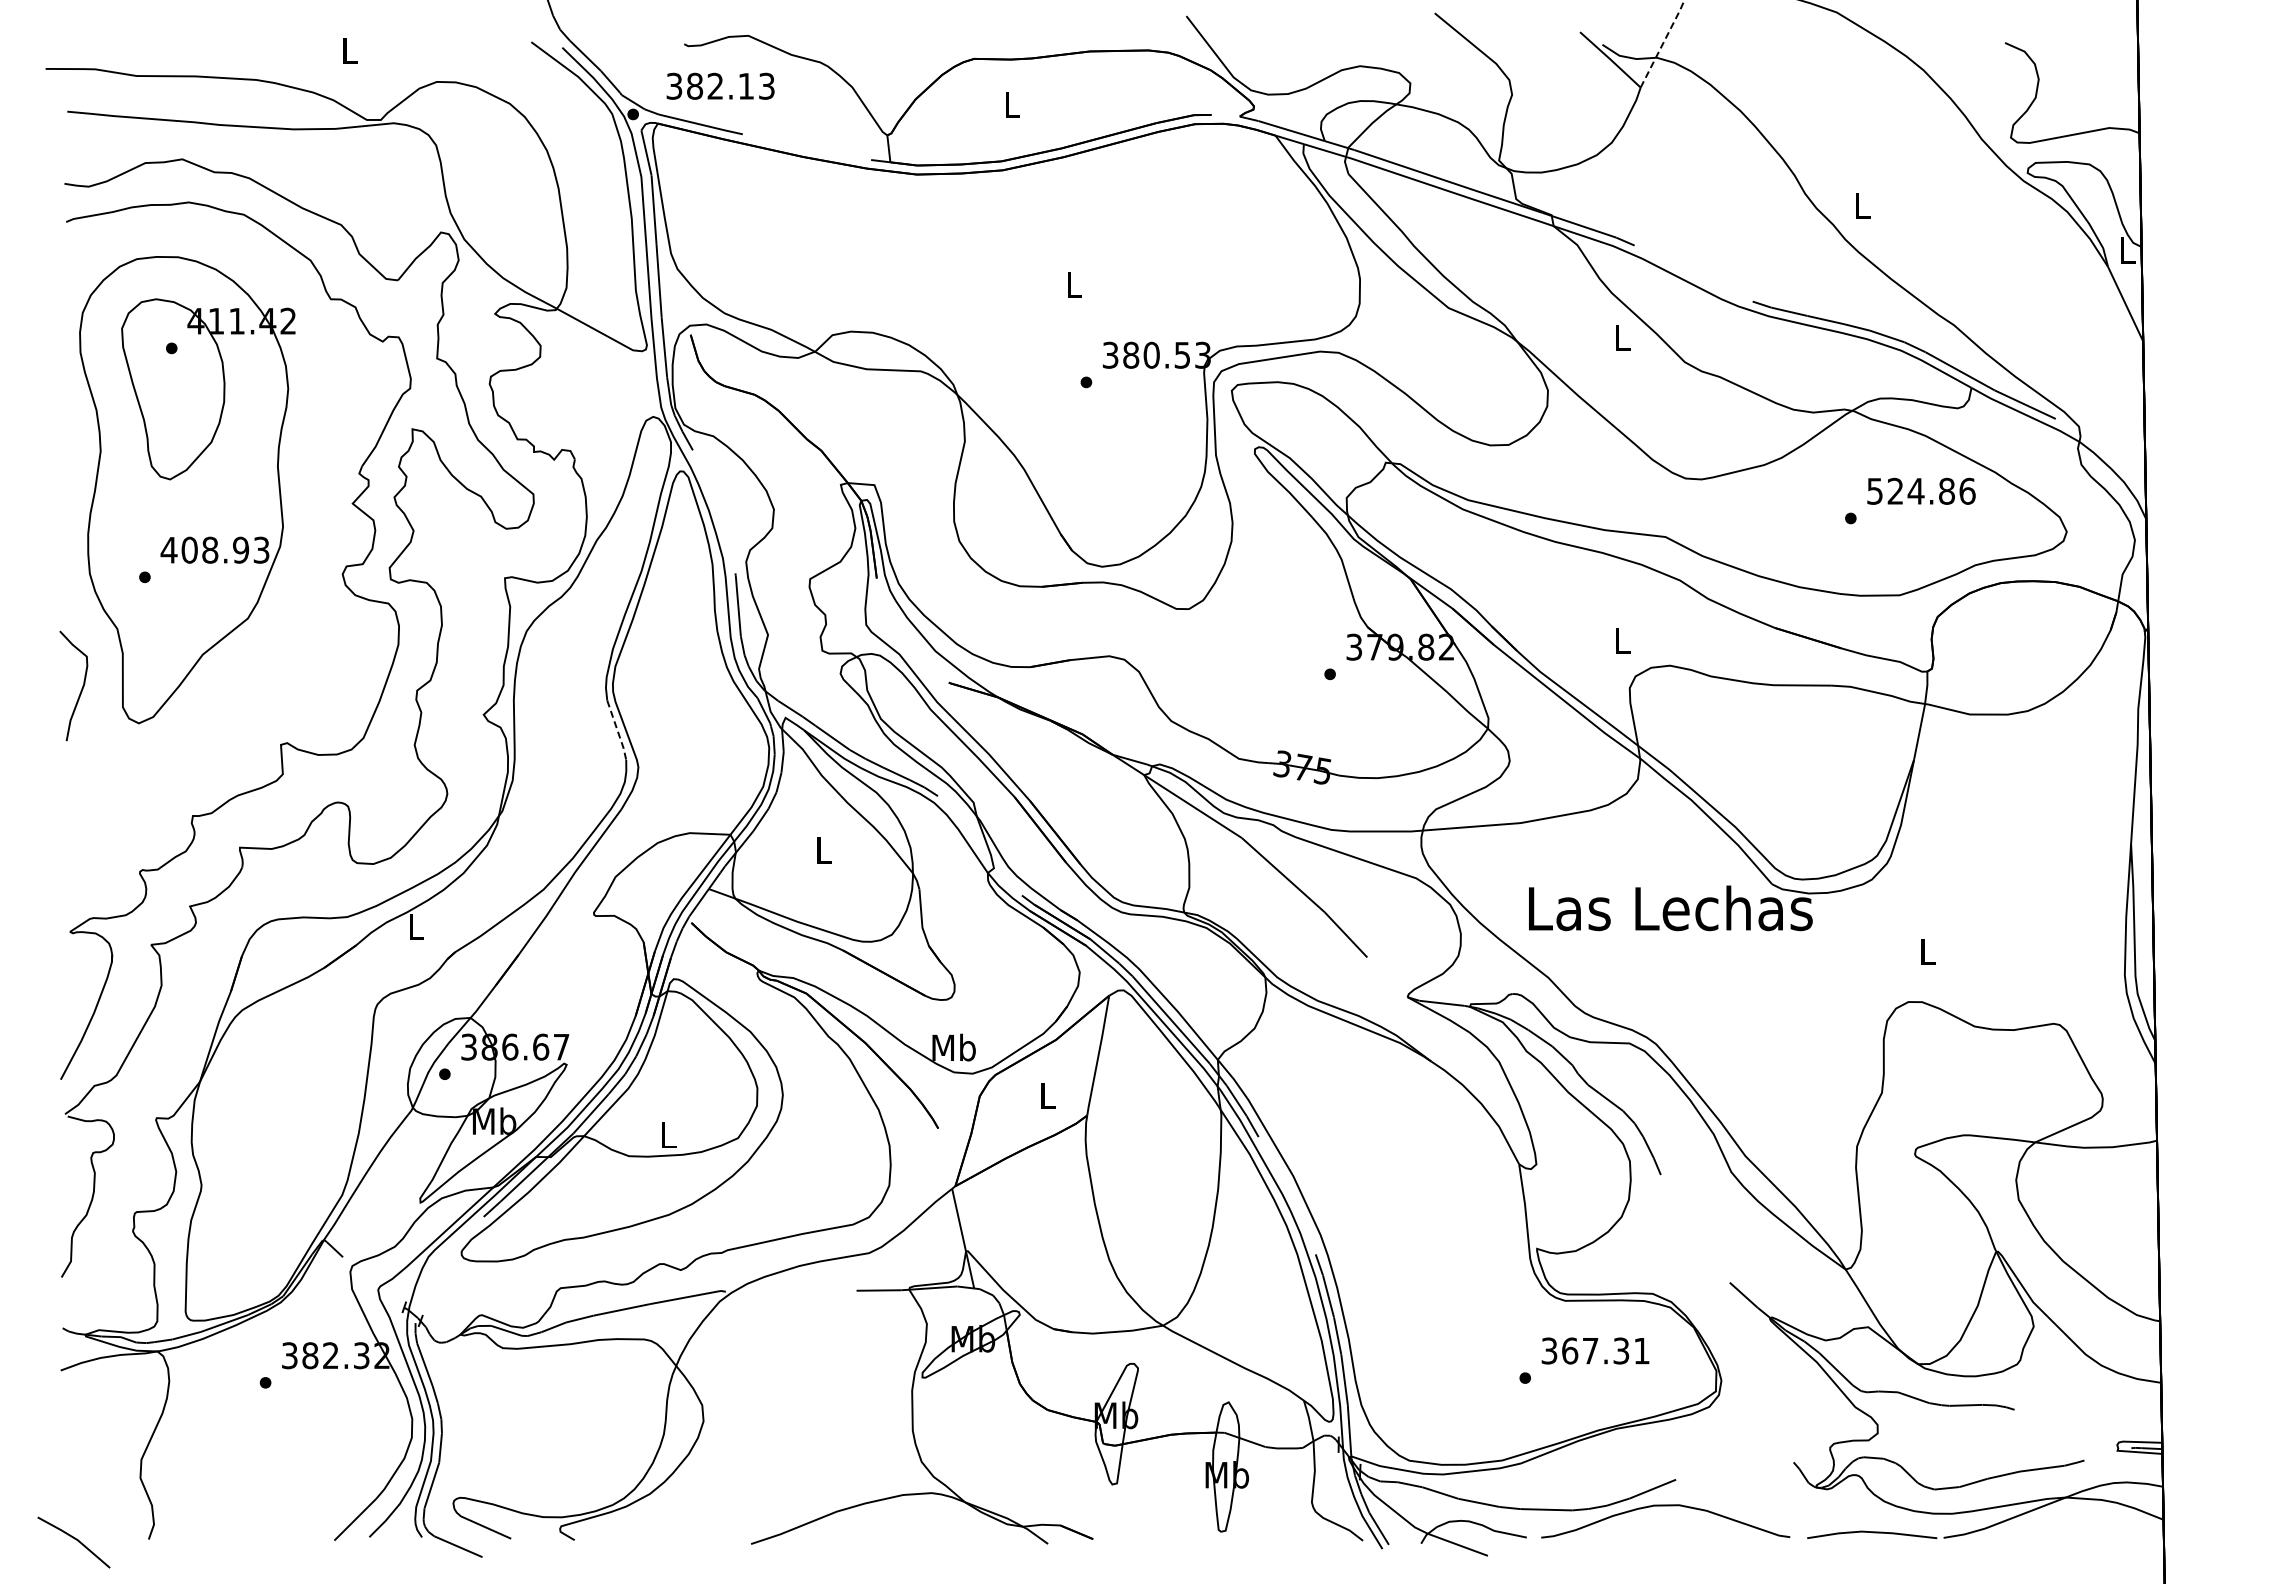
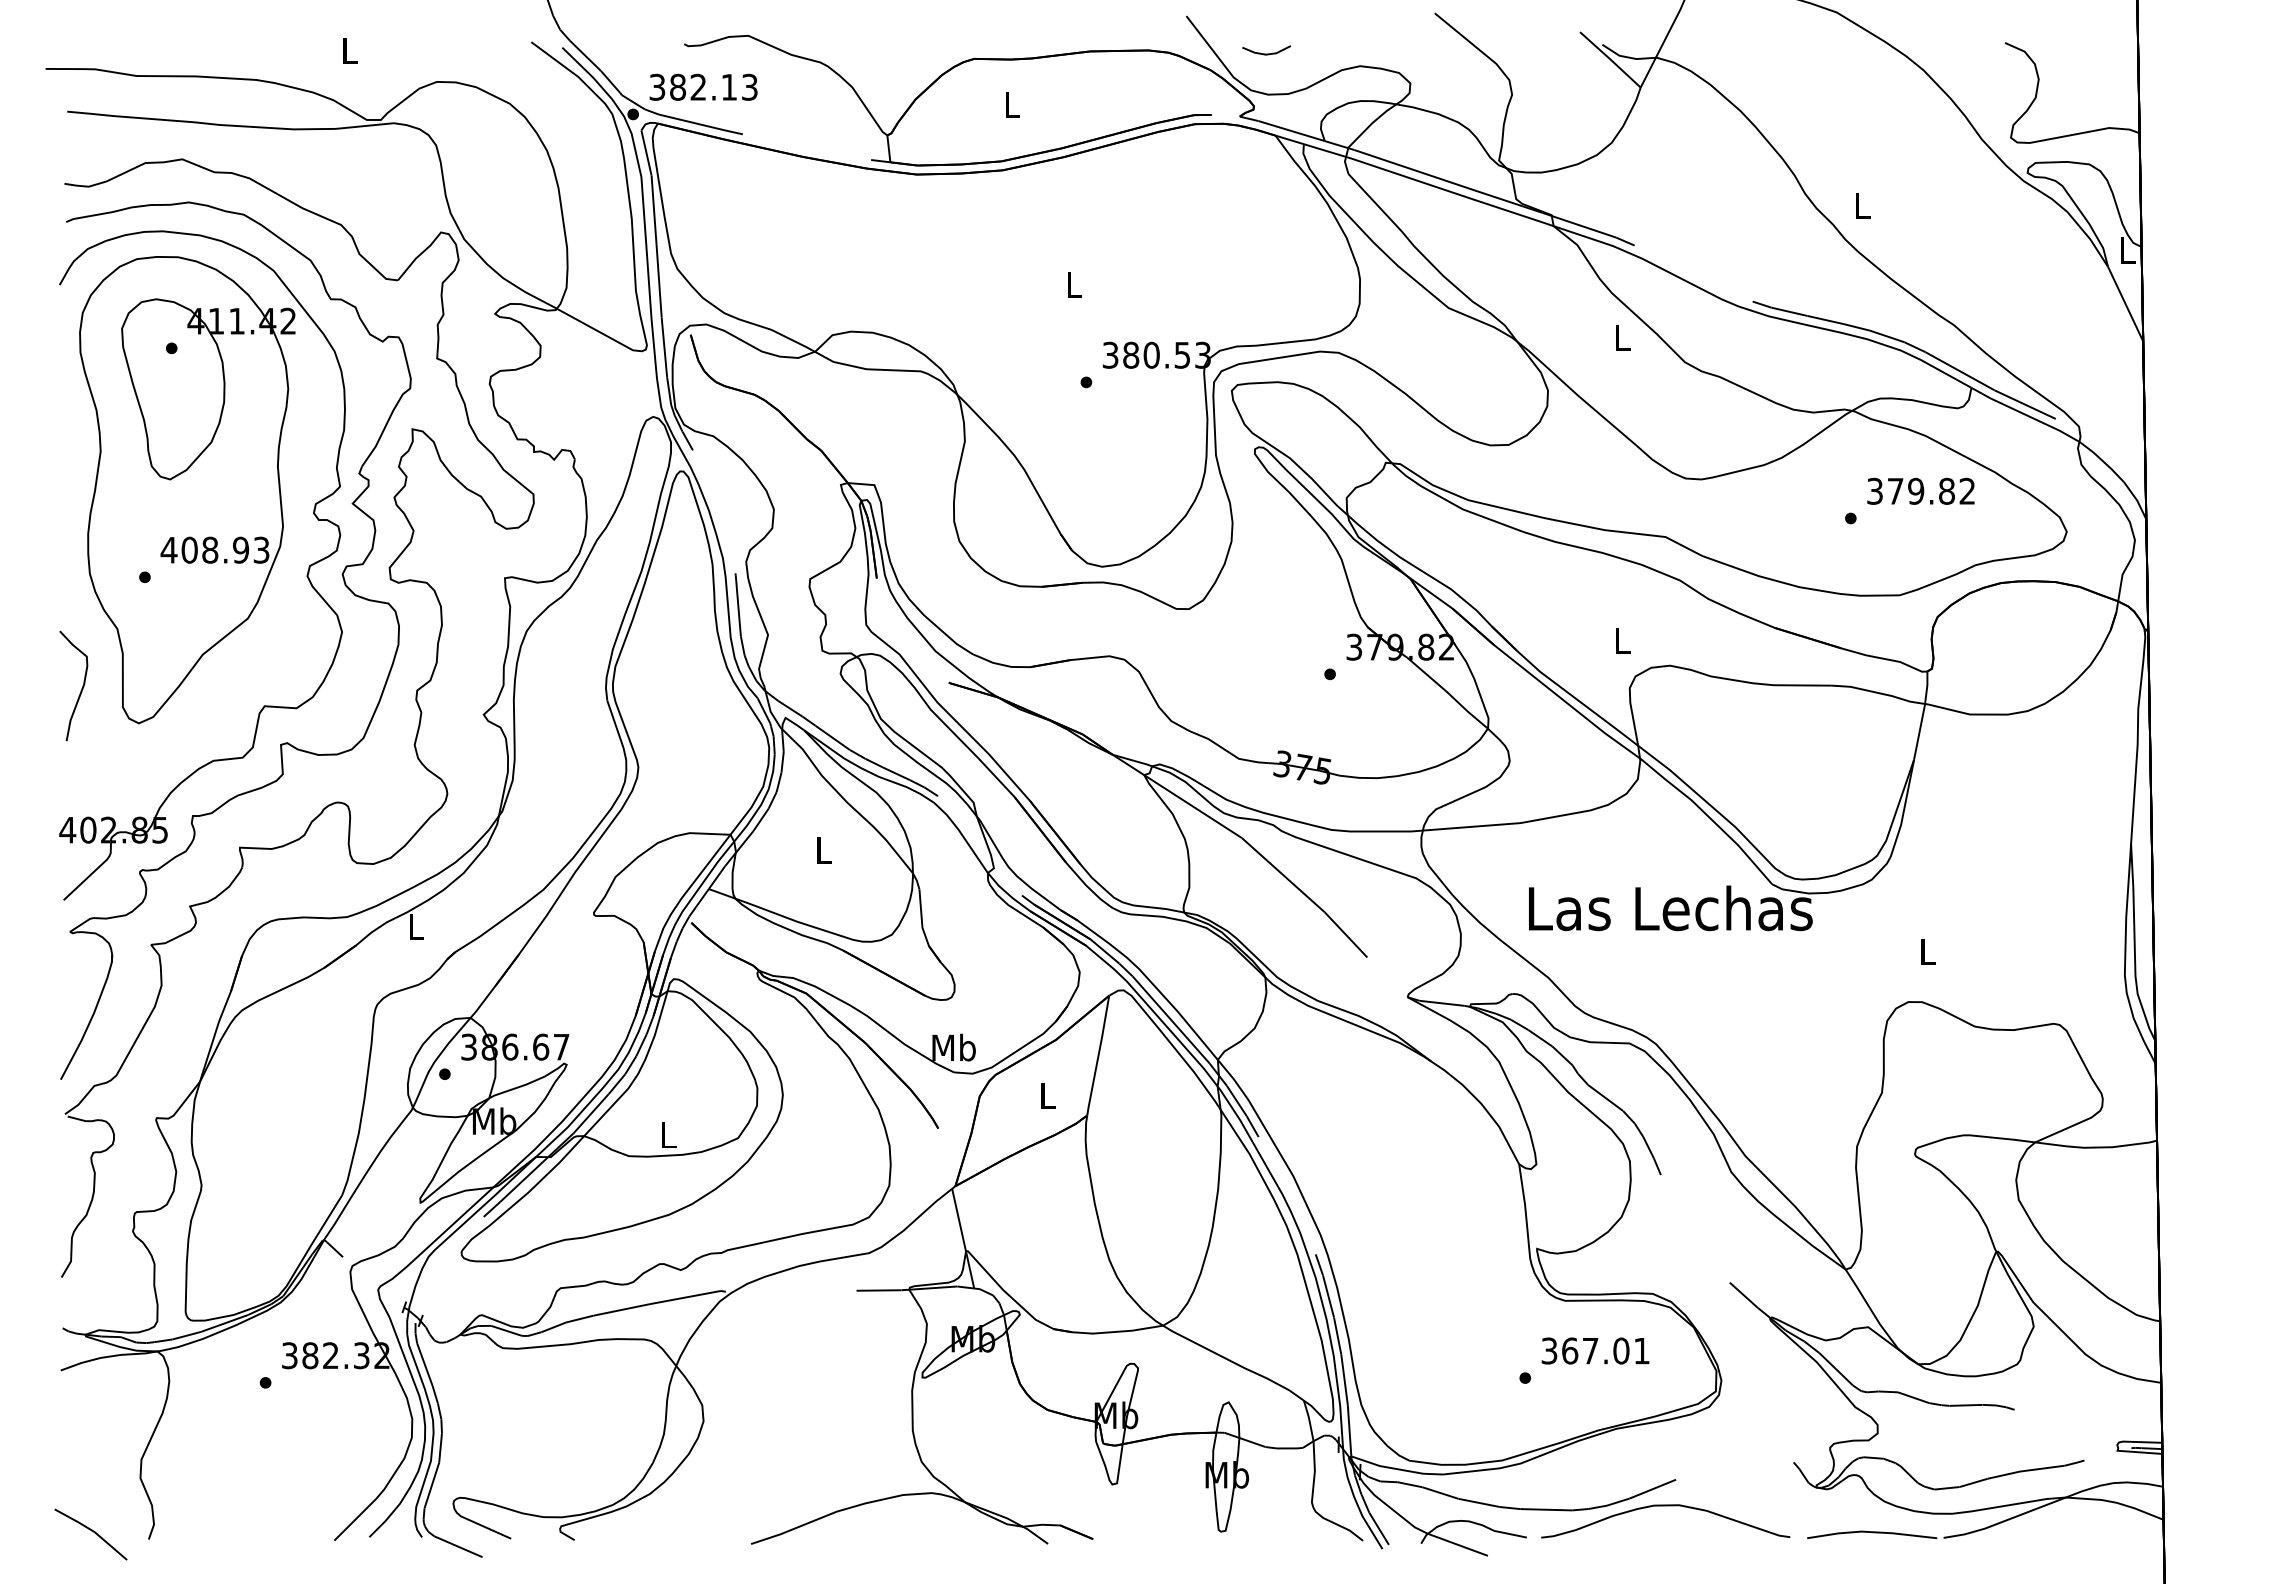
line: dashed -> solid (1663, 43)
line: none -> present (1266, 53)
text position: (720, 85) -> (703, 86) (703, 86)
text: 524.86 -> 379.82 (1921, 490)
part: none -> present (306, 575)
line: dashed -> solid (617, 731)
text: 367.31 -> 367.01 (1621, 1350)
line position: (74, 1539) -> (91, 1531) (91, 1531)
